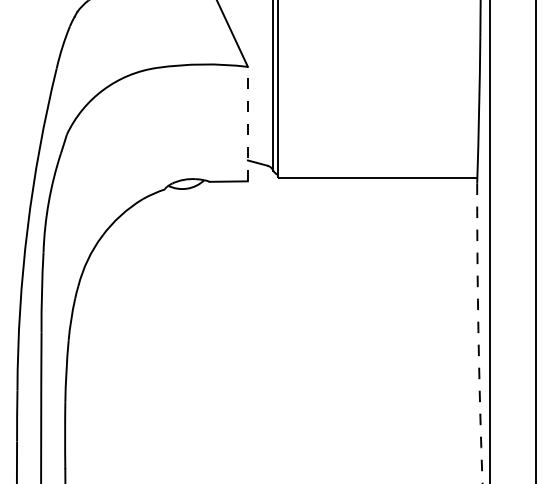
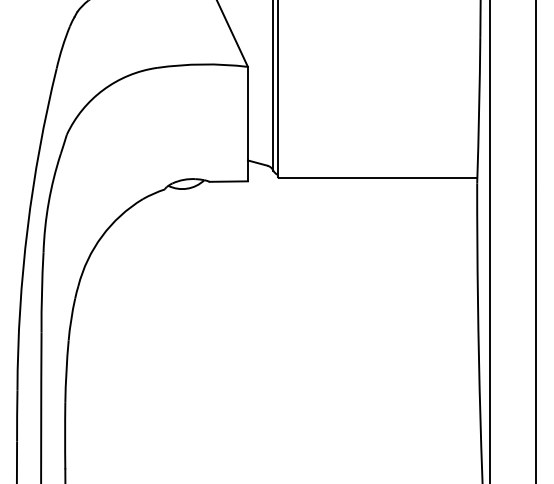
line: dashed -> solid (247, 123)
arc: dashed -> solid (478, 333)
